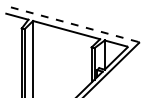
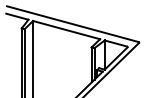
line: dashed -> solid (72, 24)
